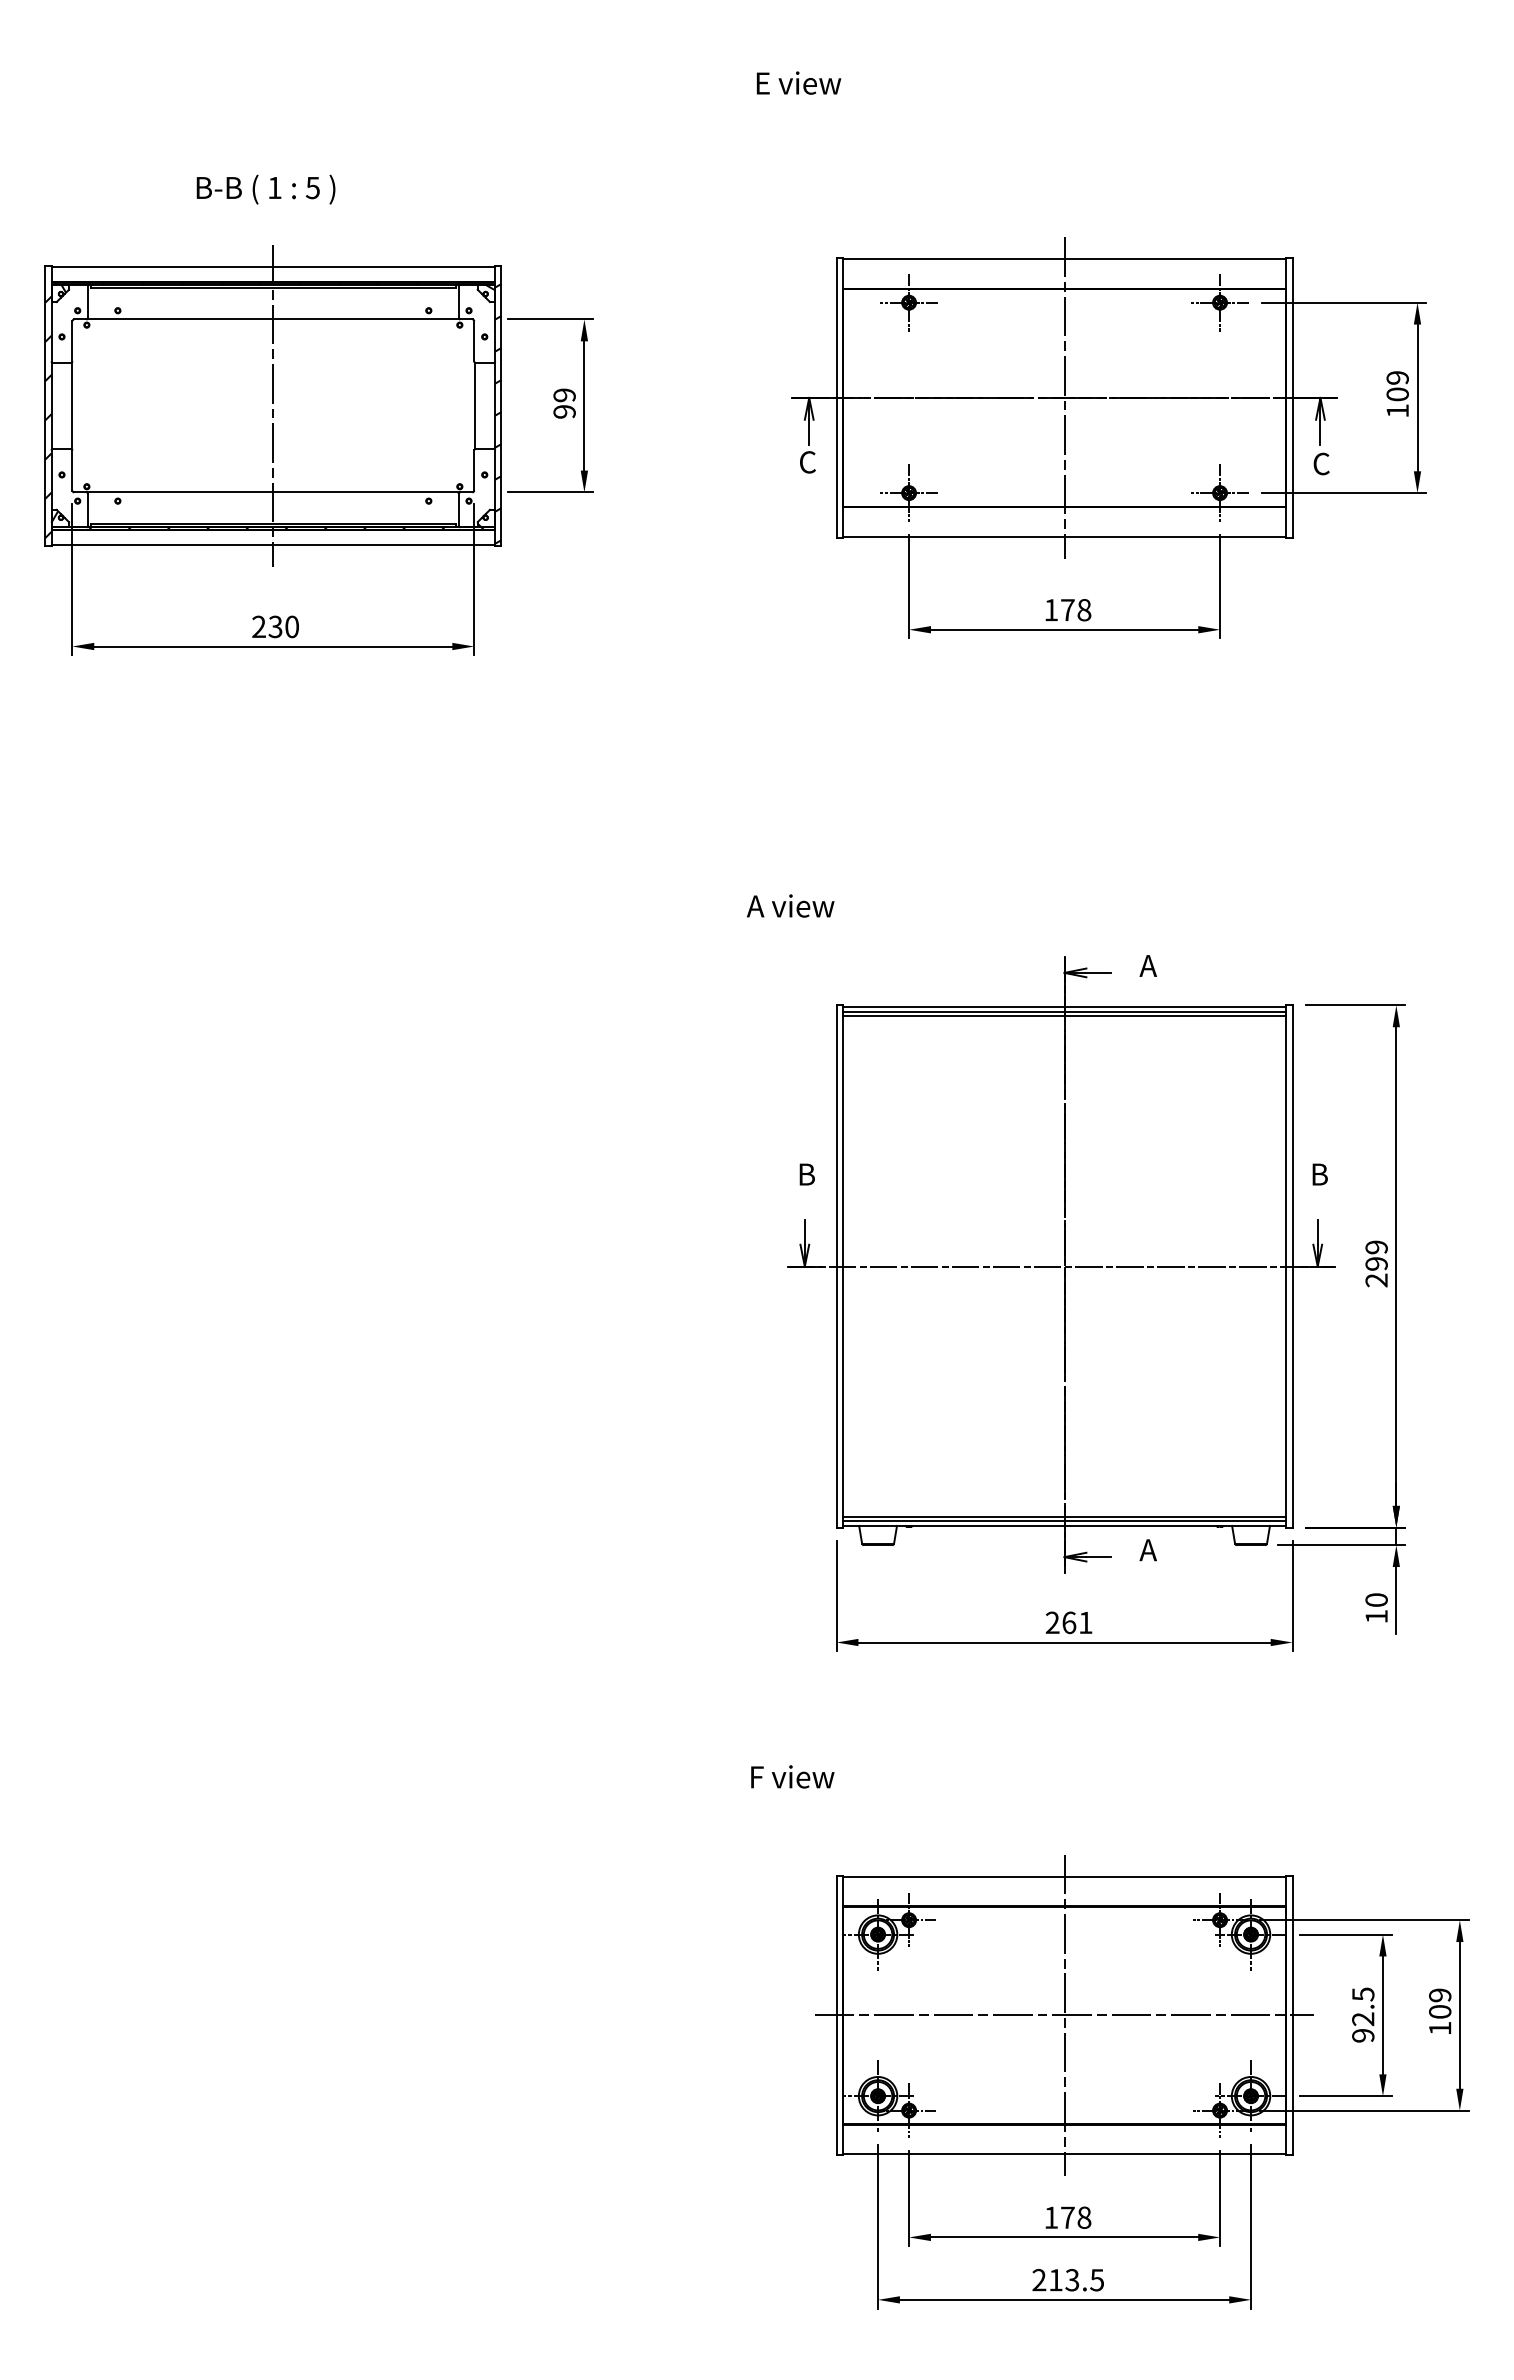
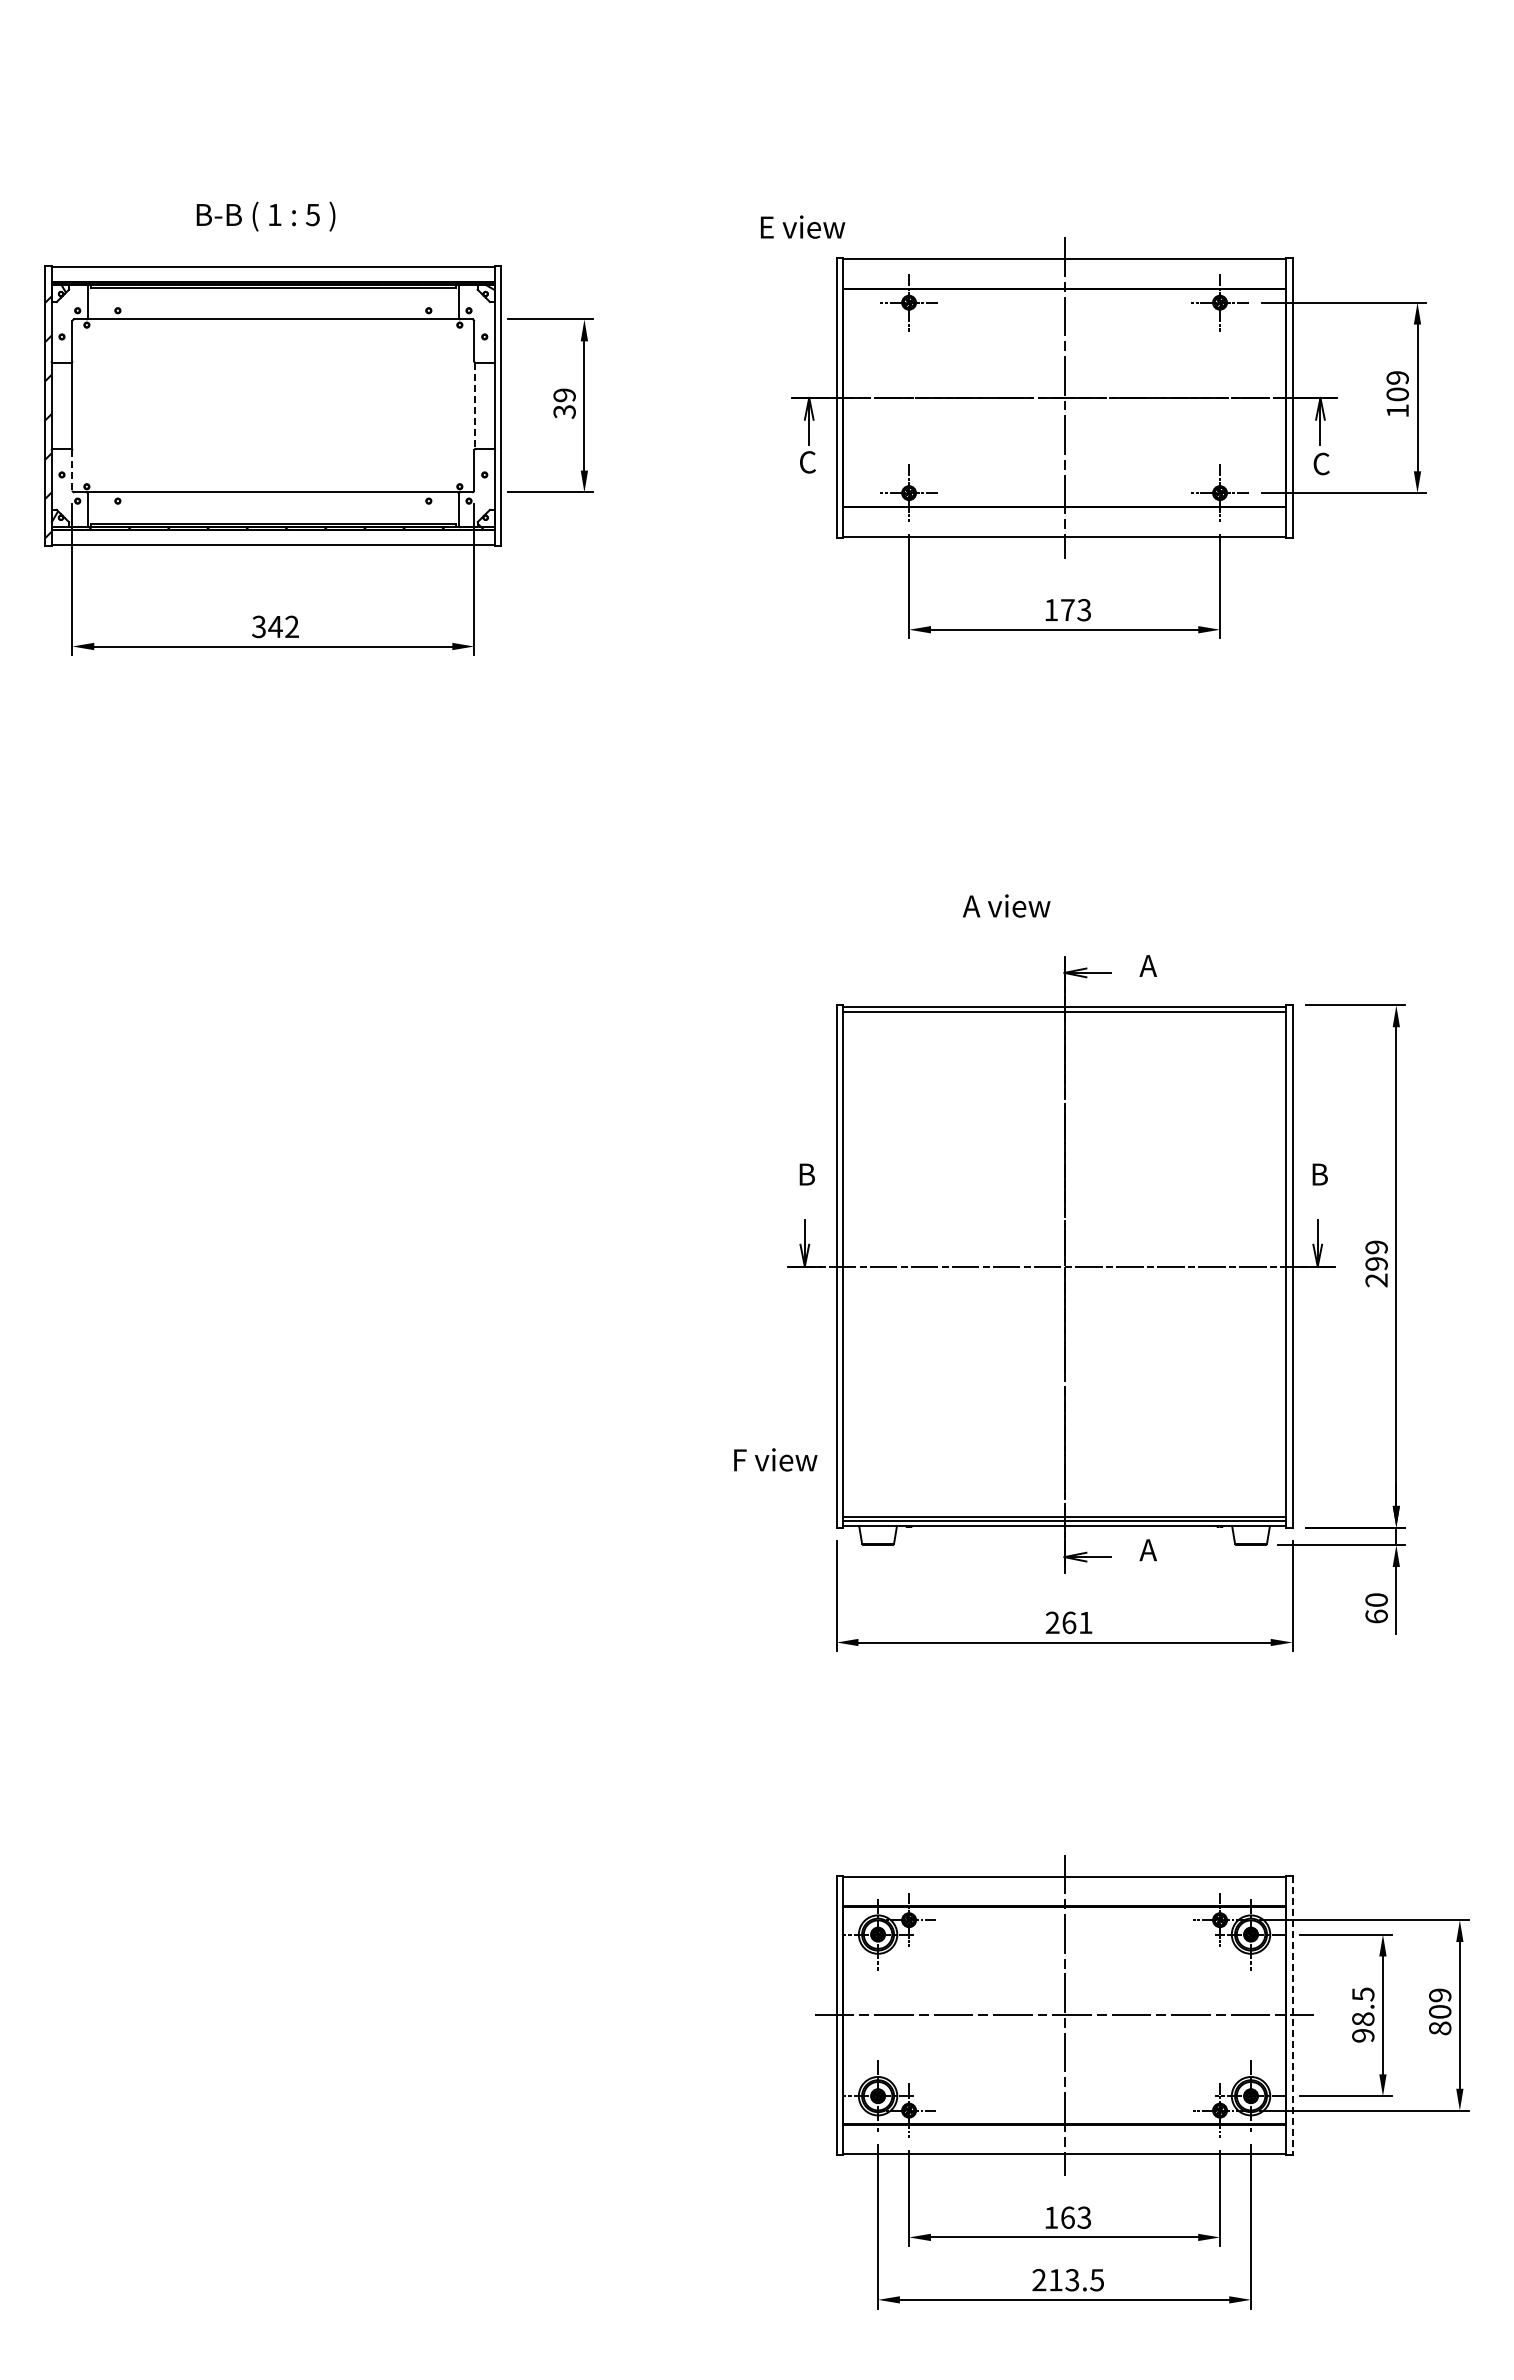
text position: (798, 82) -> (802, 226) (802, 226)
text position: (265, 189) -> (265, 216) (265, 216)
line: present -> none (273, 405)
line: solid -> dashed (475, 406)
text: 99 -> 39 (564, 411)
hatch: present -> none (498, 413)
line: solid -> dashed (72, 471)
text: 178 -> 173 (1084, 609)
text: 230 -> 342 (275, 626)
text position: (790, 905) -> (1006, 905) (1006, 905)
line: present -> none (1064, 1015)
text: 10 -> 60 (1376, 1616)
text position: (792, 1776) -> (775, 1459) (775, 1459)
line: solid -> dashed (1292, 2015)
text: 92.5 -> 98.5 (1363, 2019)
text: 109 -> 809 (1440, 2028)
text: 178 -> 163 (1076, 2217)
